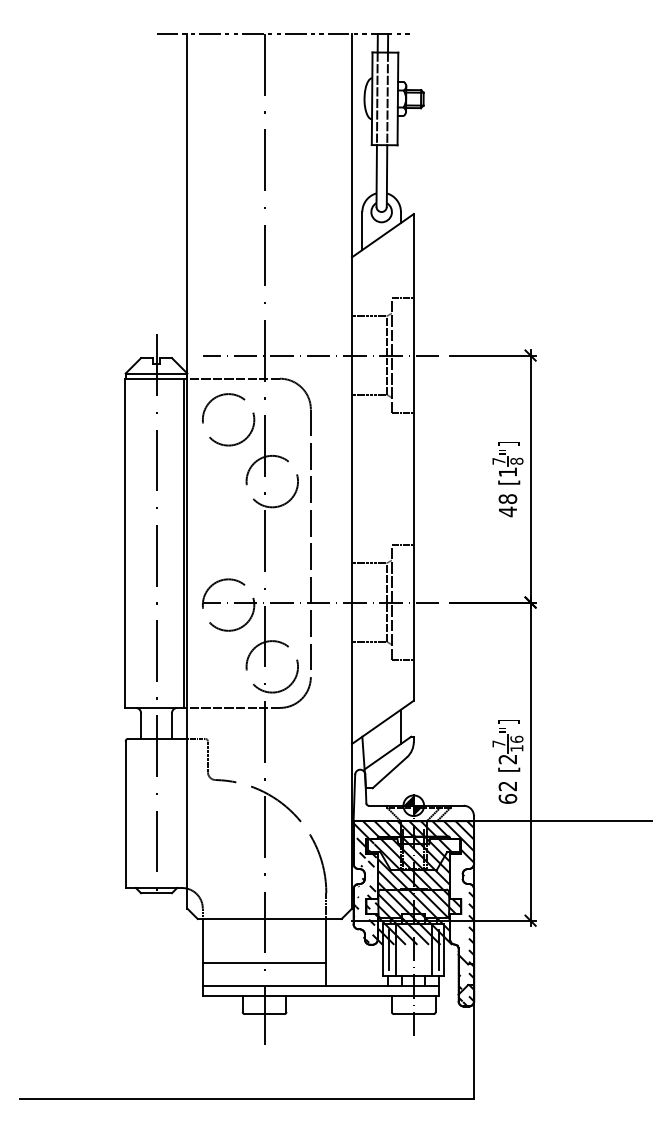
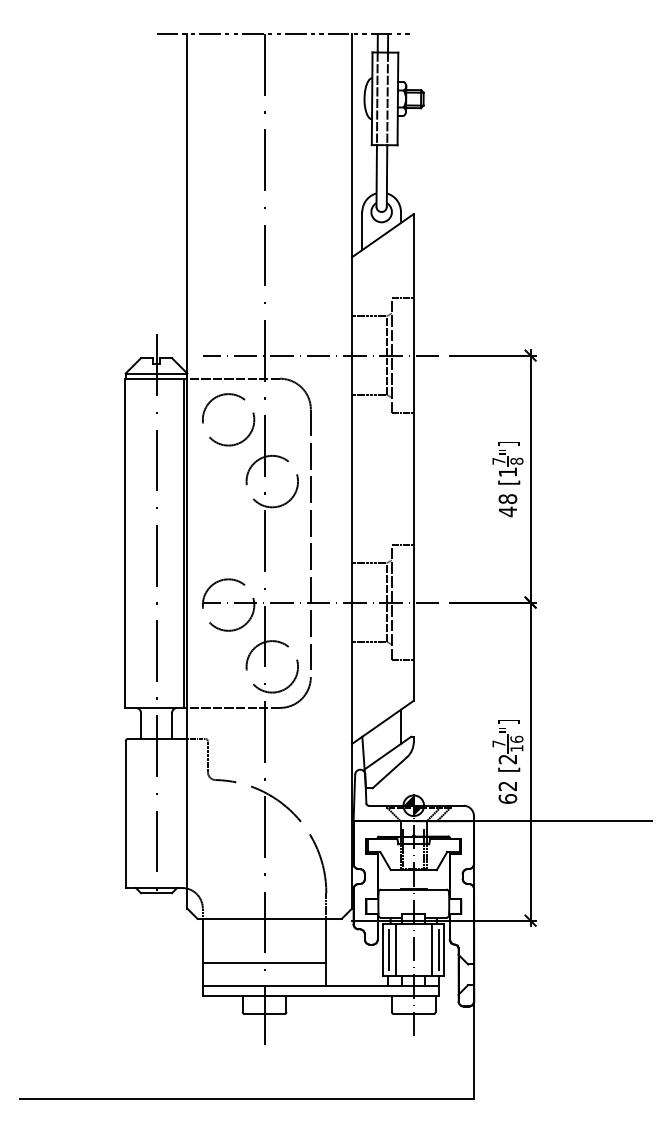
hatch: present -> none (413, 913)
